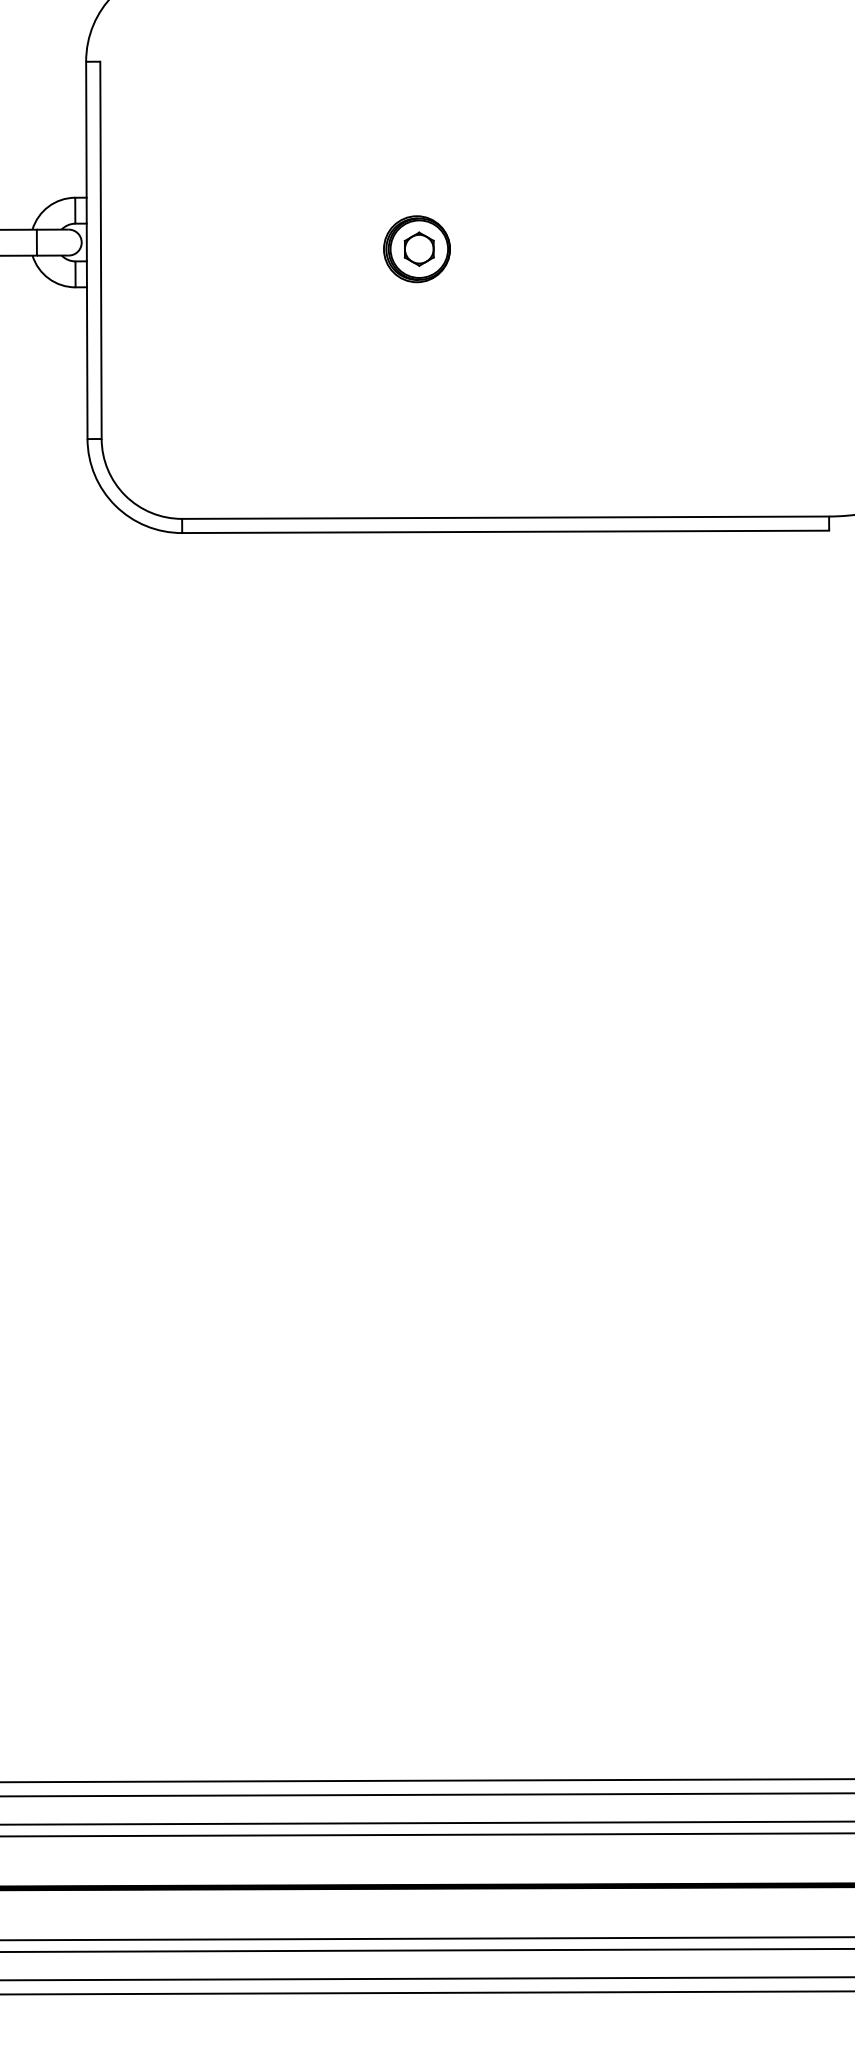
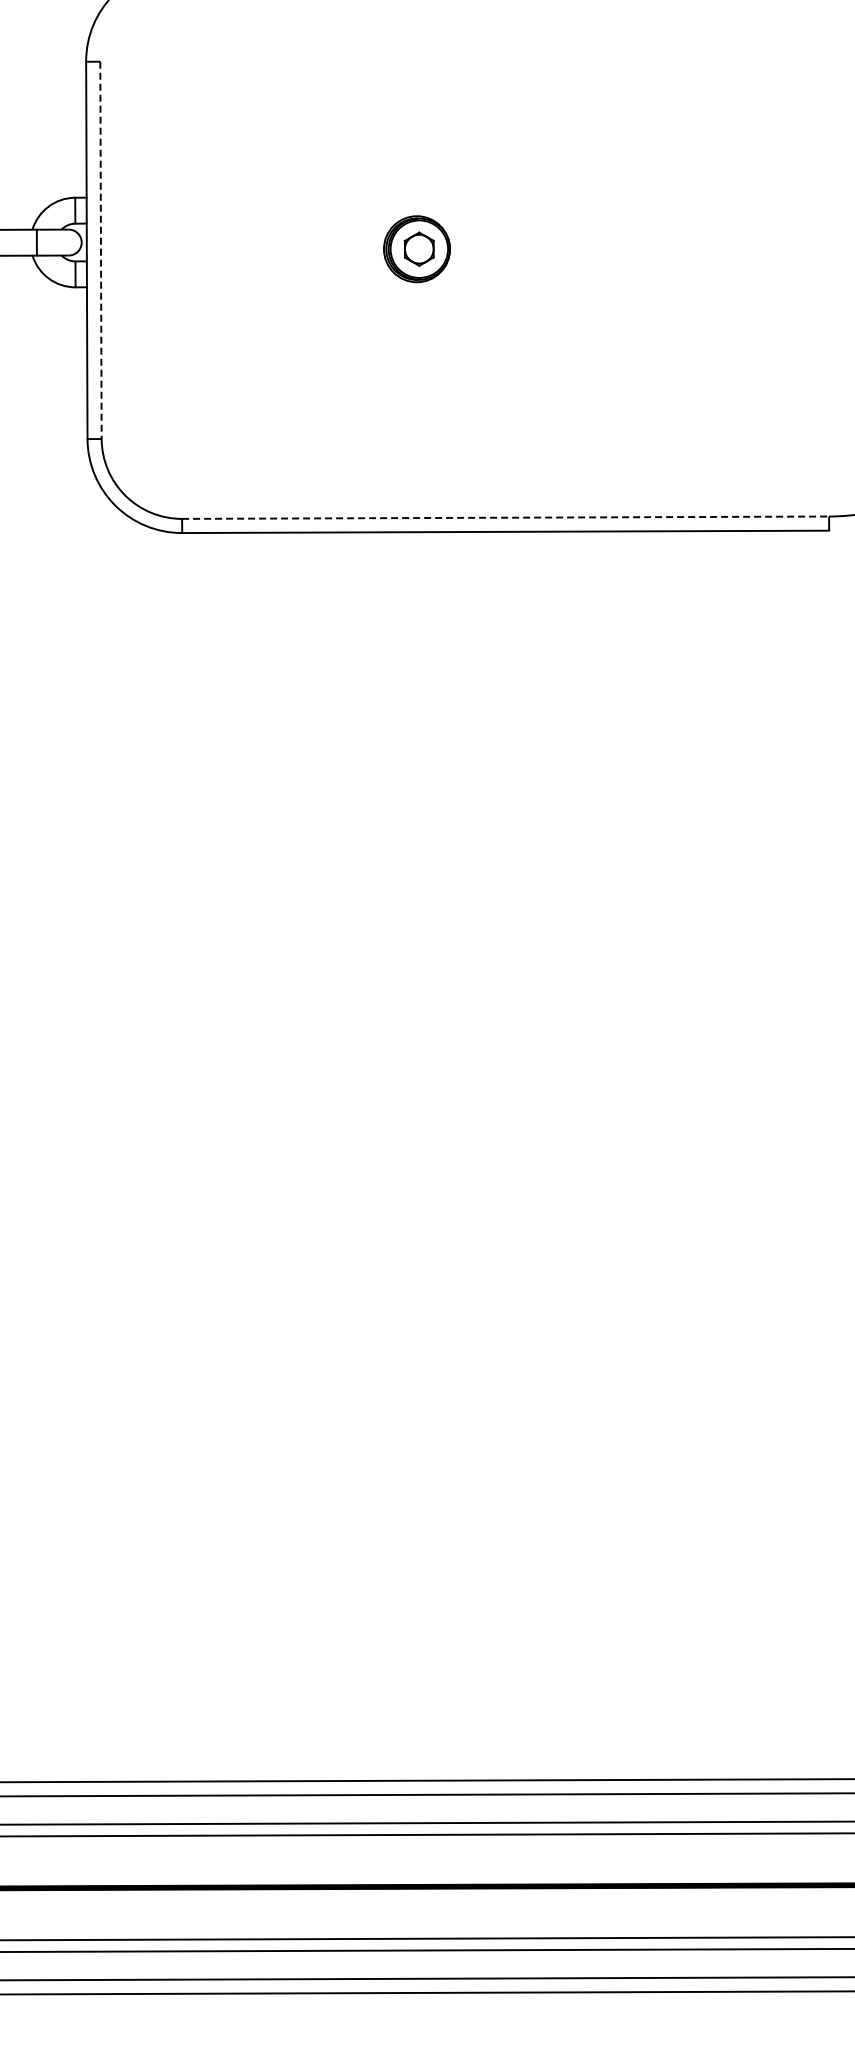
line: solid -> dashed (100, 250)
line: solid -> dashed (506, 517)
